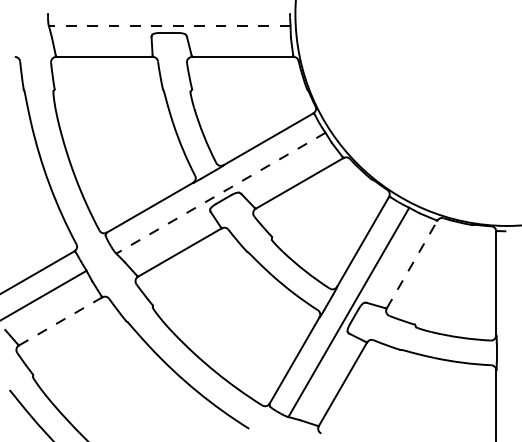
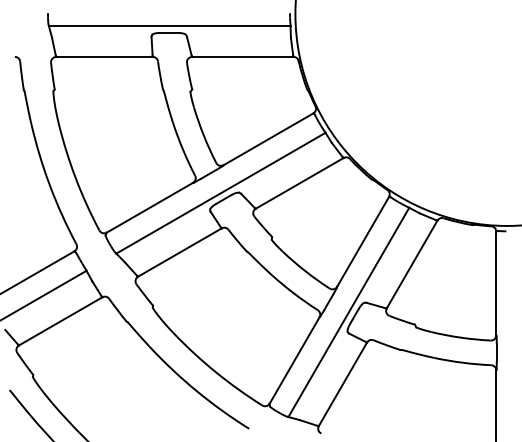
line: dashed -> solid (169, 26)
line: dashed -> solid (220, 193)
line: dashed -> solid (412, 264)
line: dashed -> solid (61, 321)
